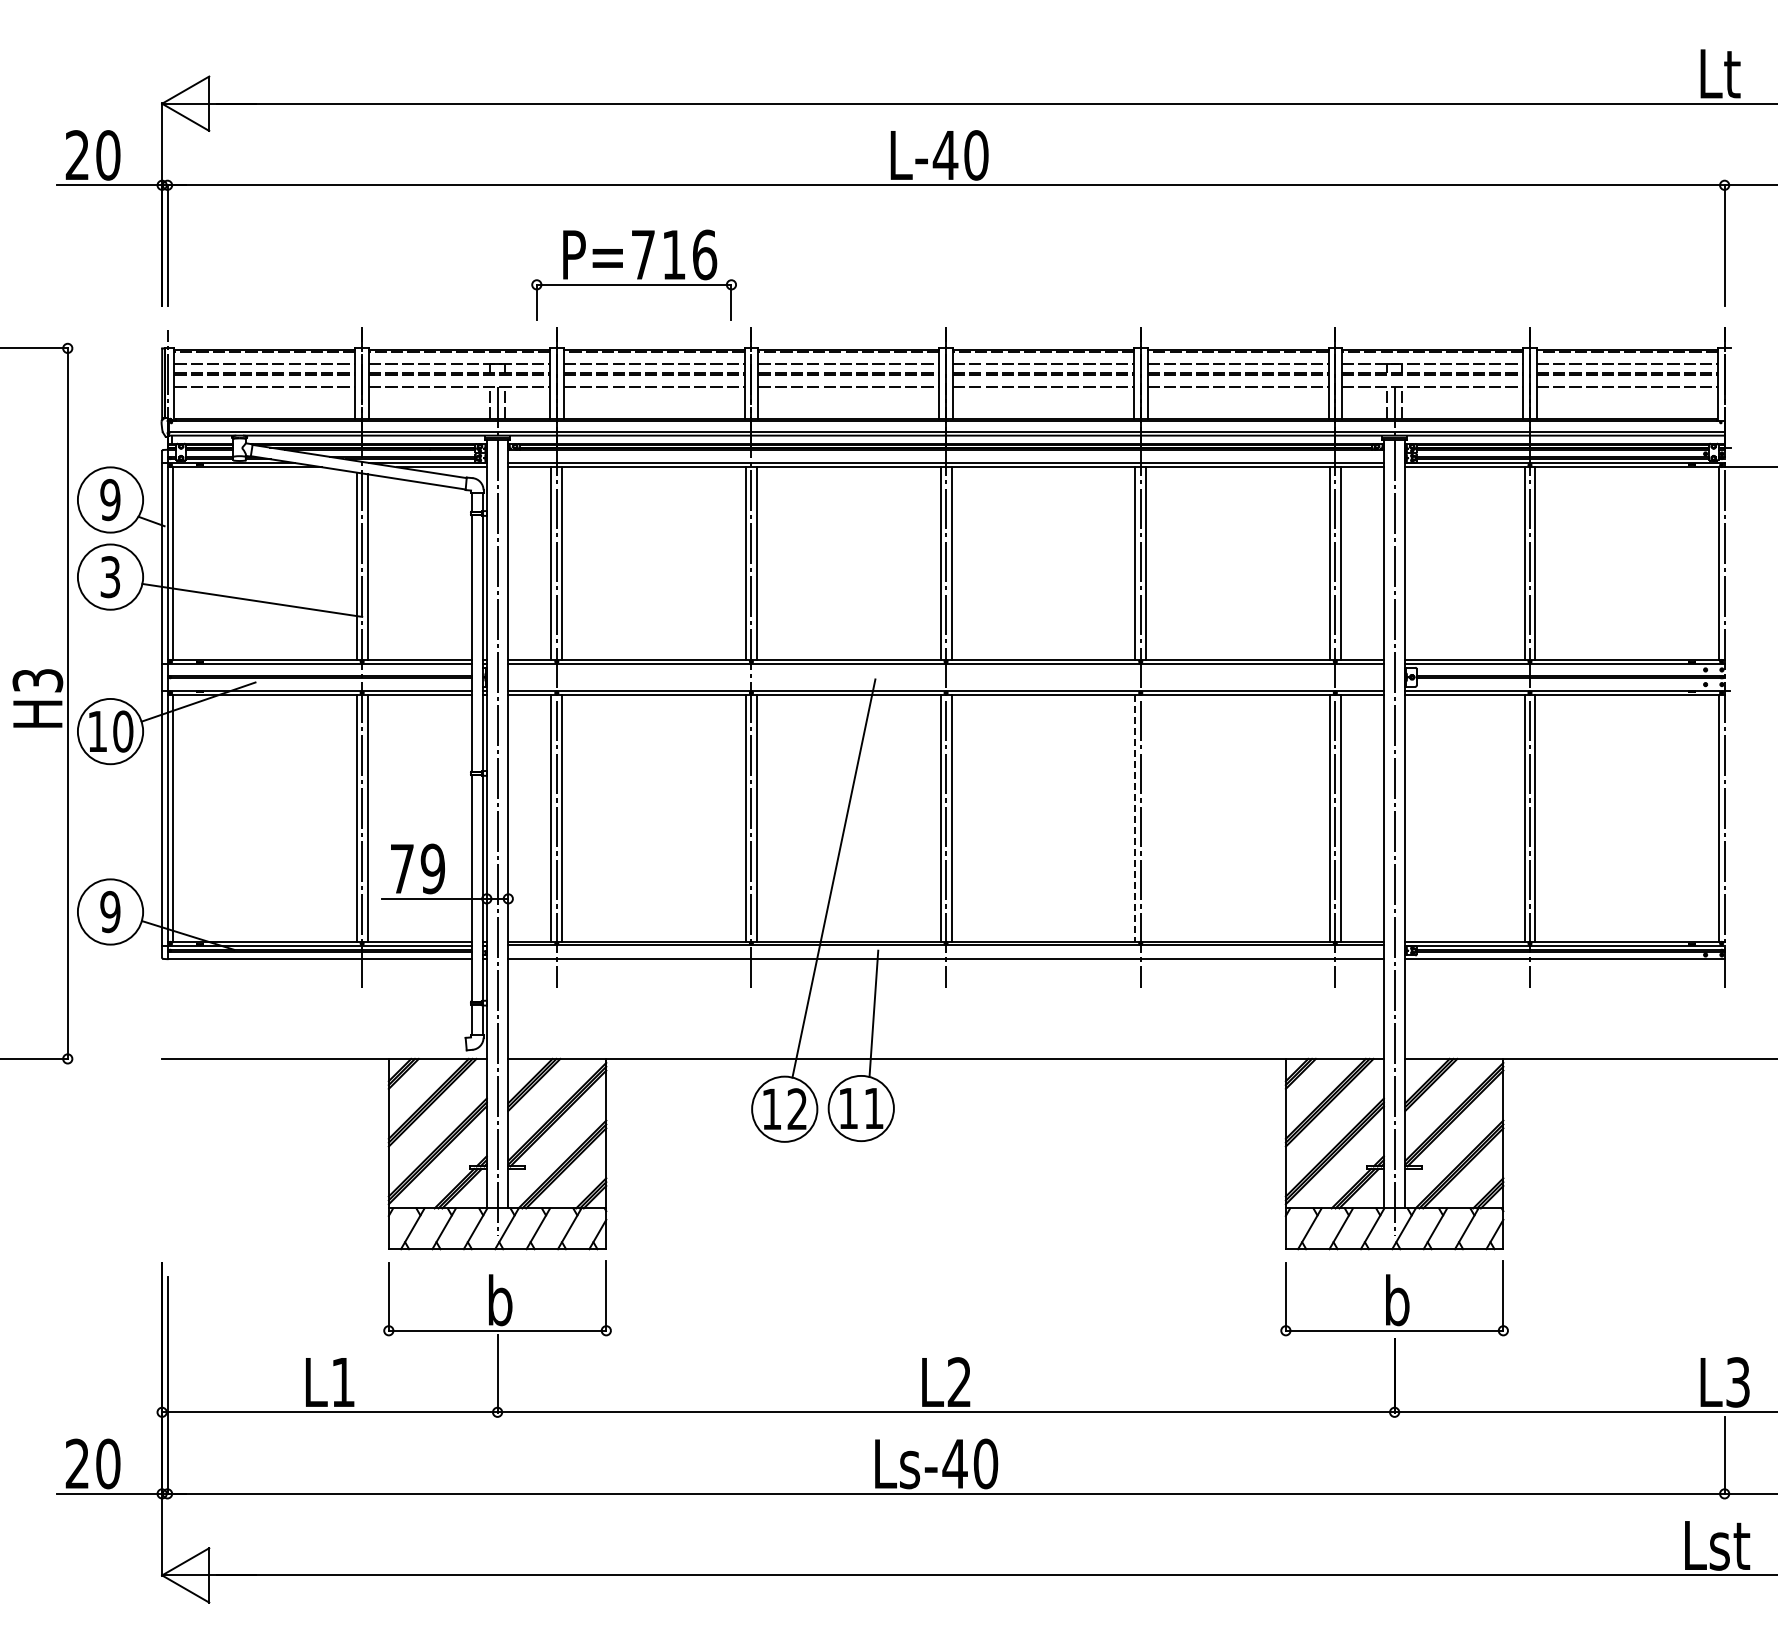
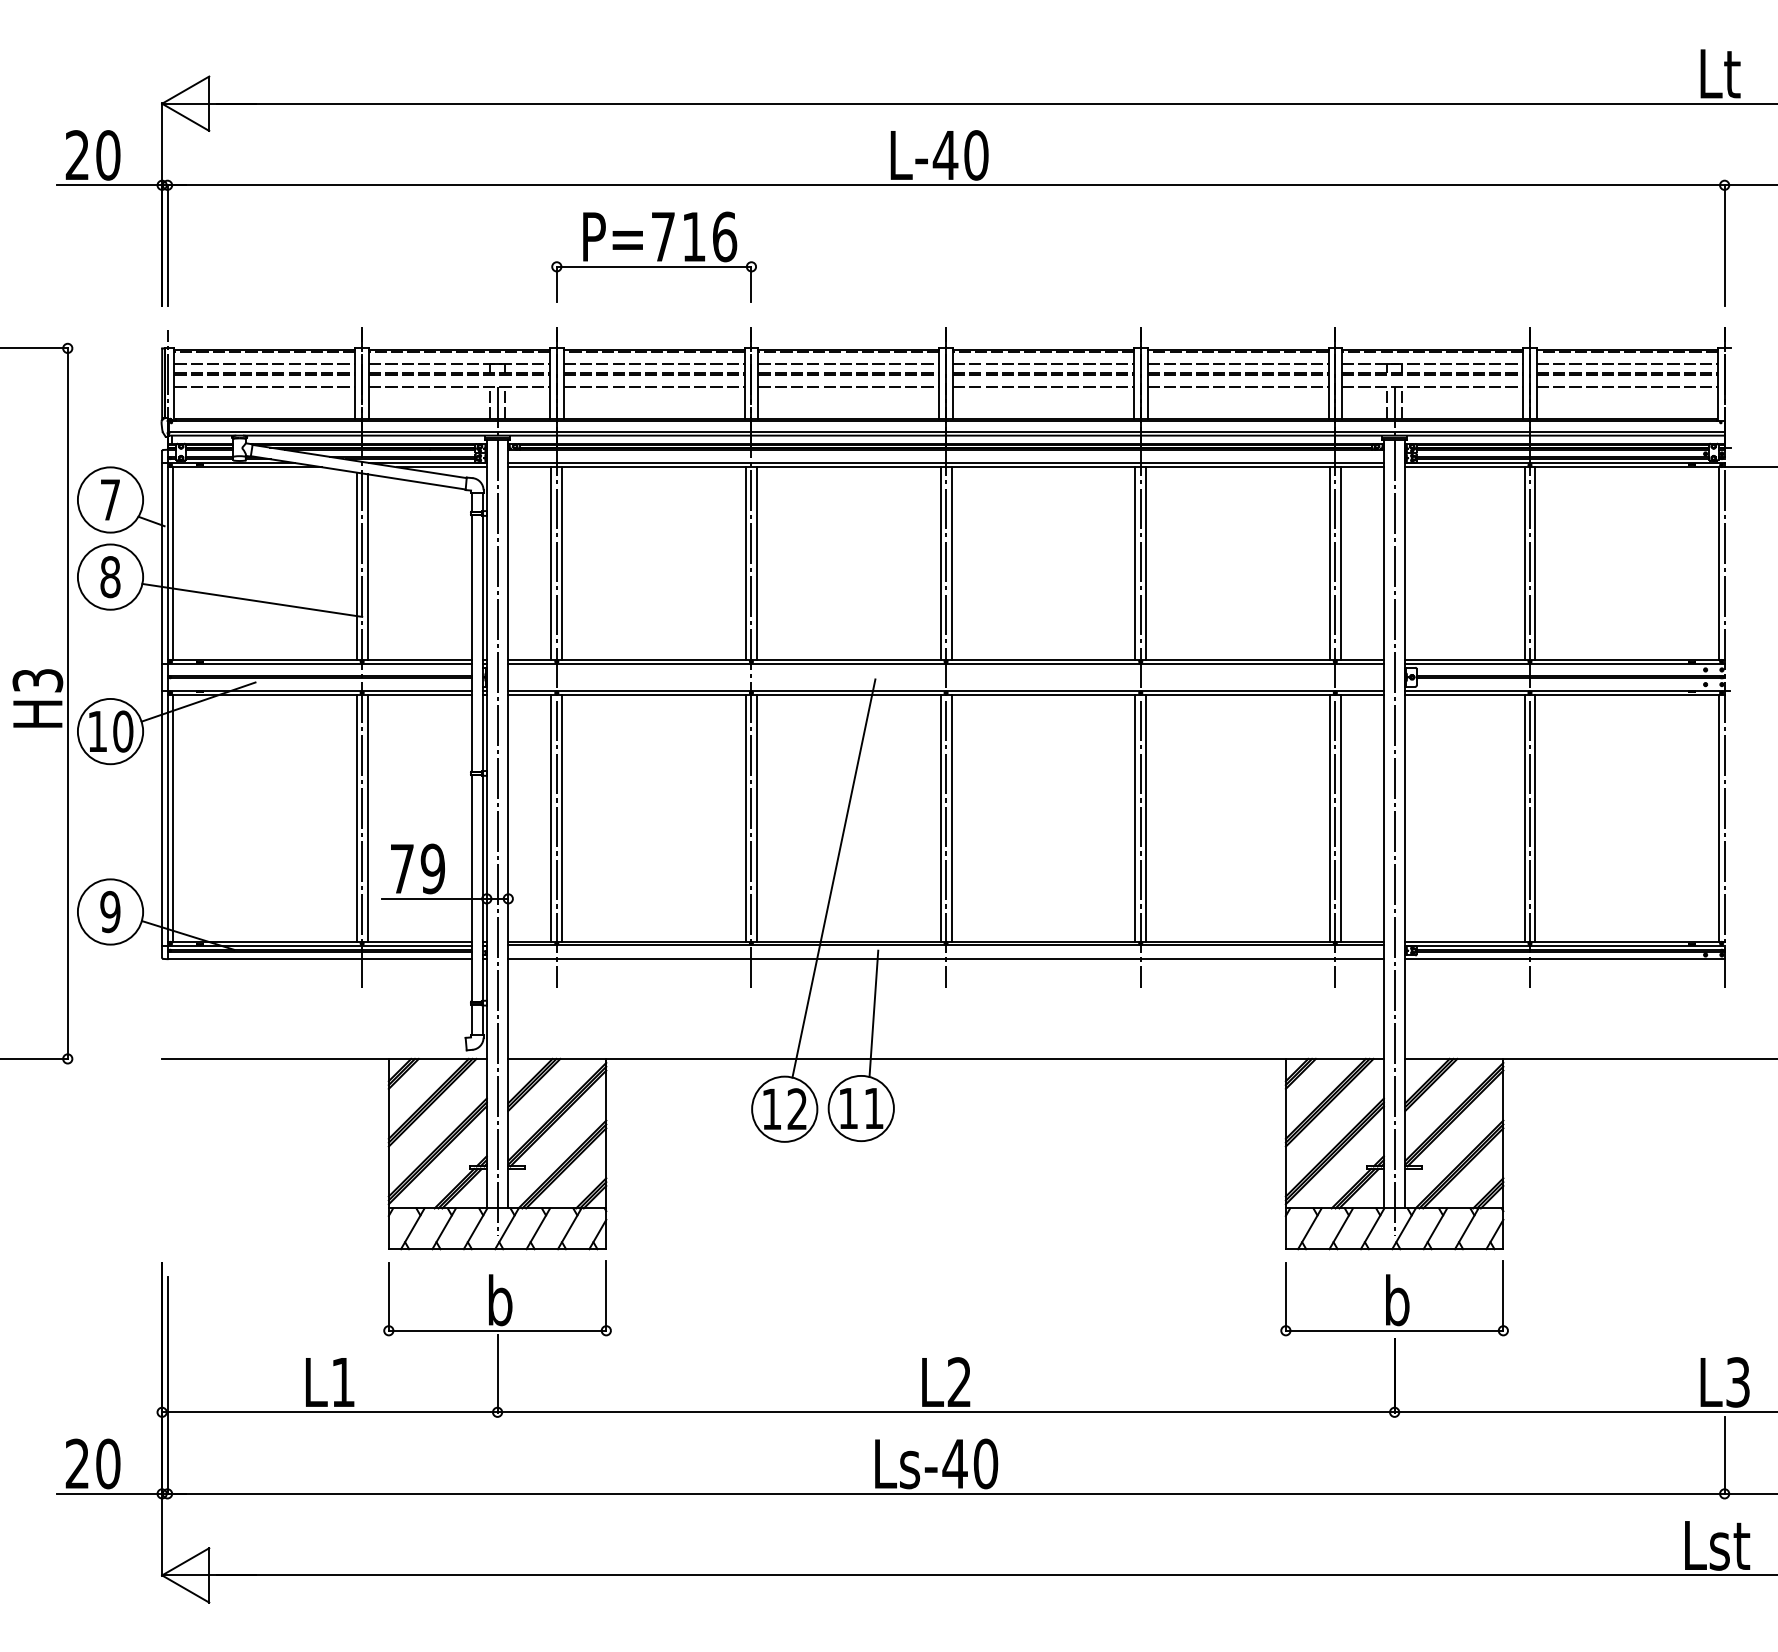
part position: (633, 274) -> (653, 256) (653, 256)
text: 9 -> 7 (110, 500)
text: 3 -> 8 (110, 577)
line: none -> present (1146, 817)
line: dashed -> solid (1135, 818)
